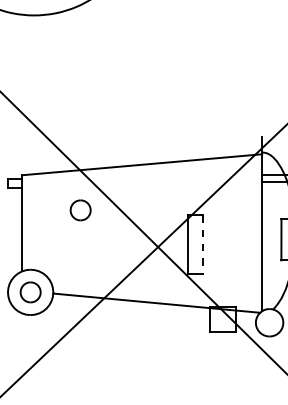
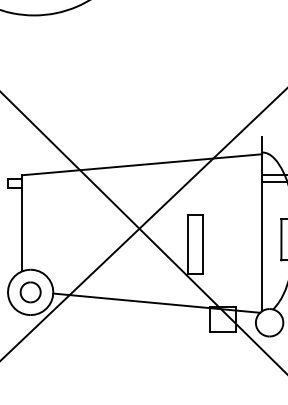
part: present -> none (80, 210)
line: dashed -> solid (203, 245)
line position: (143, 260) -> (143, 224) (143, 224)
